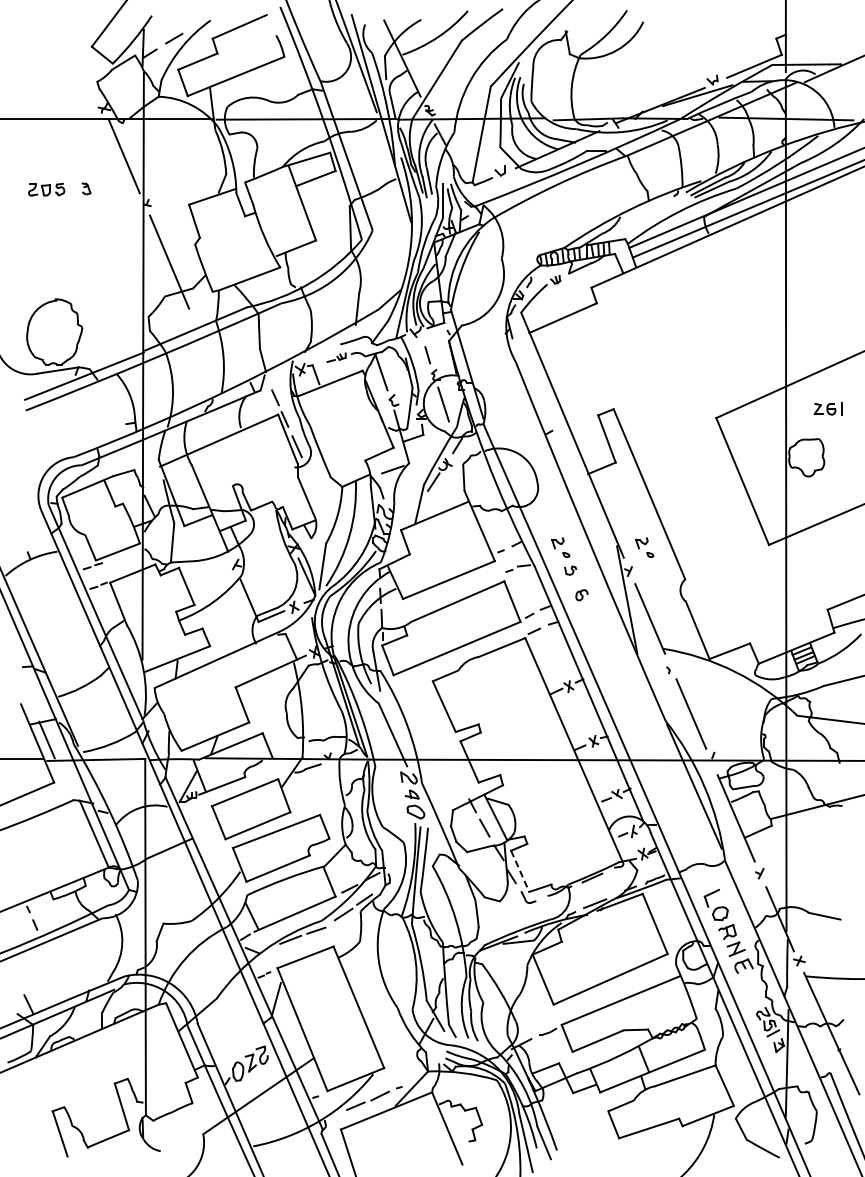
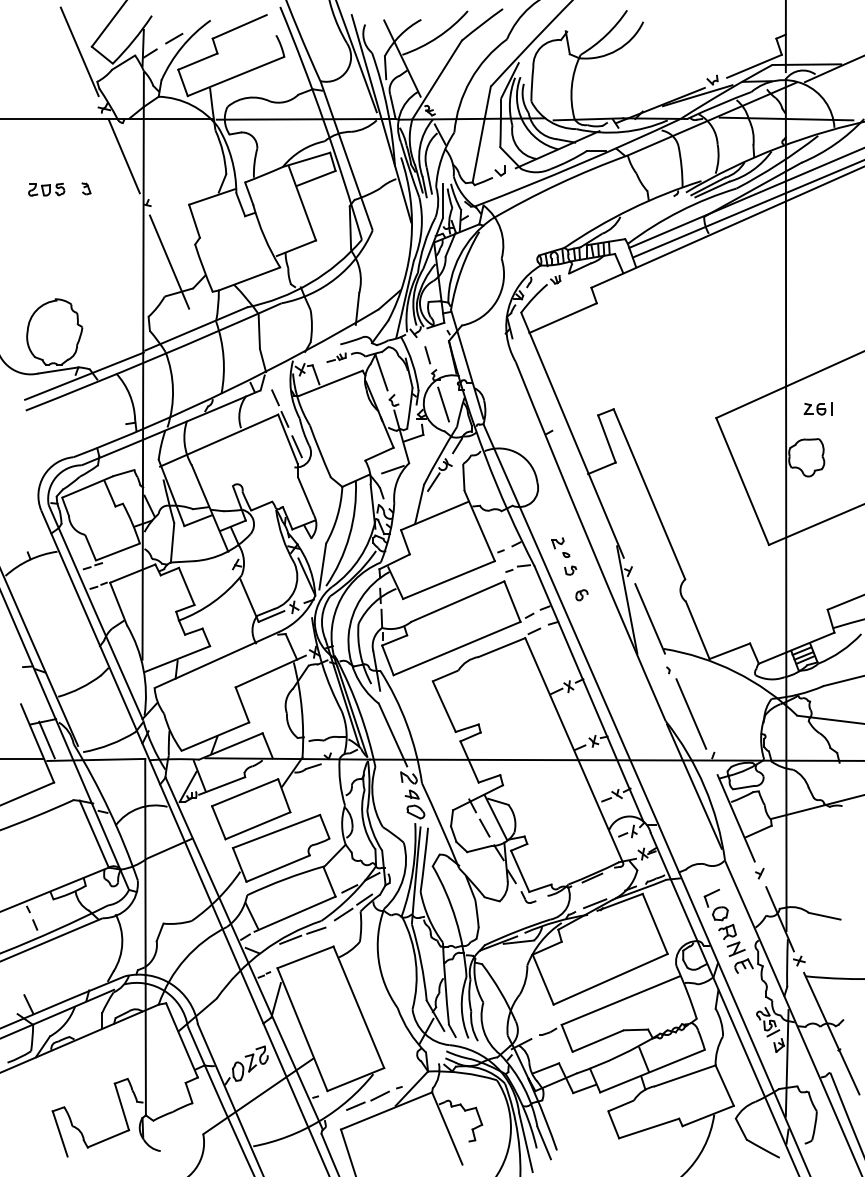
line: none -> present (79, 51)
part position: (827, 408) -> (817, 408) (817, 408)
part: present -> none (644, 547)
line: dashed -> solid (520, 871)
